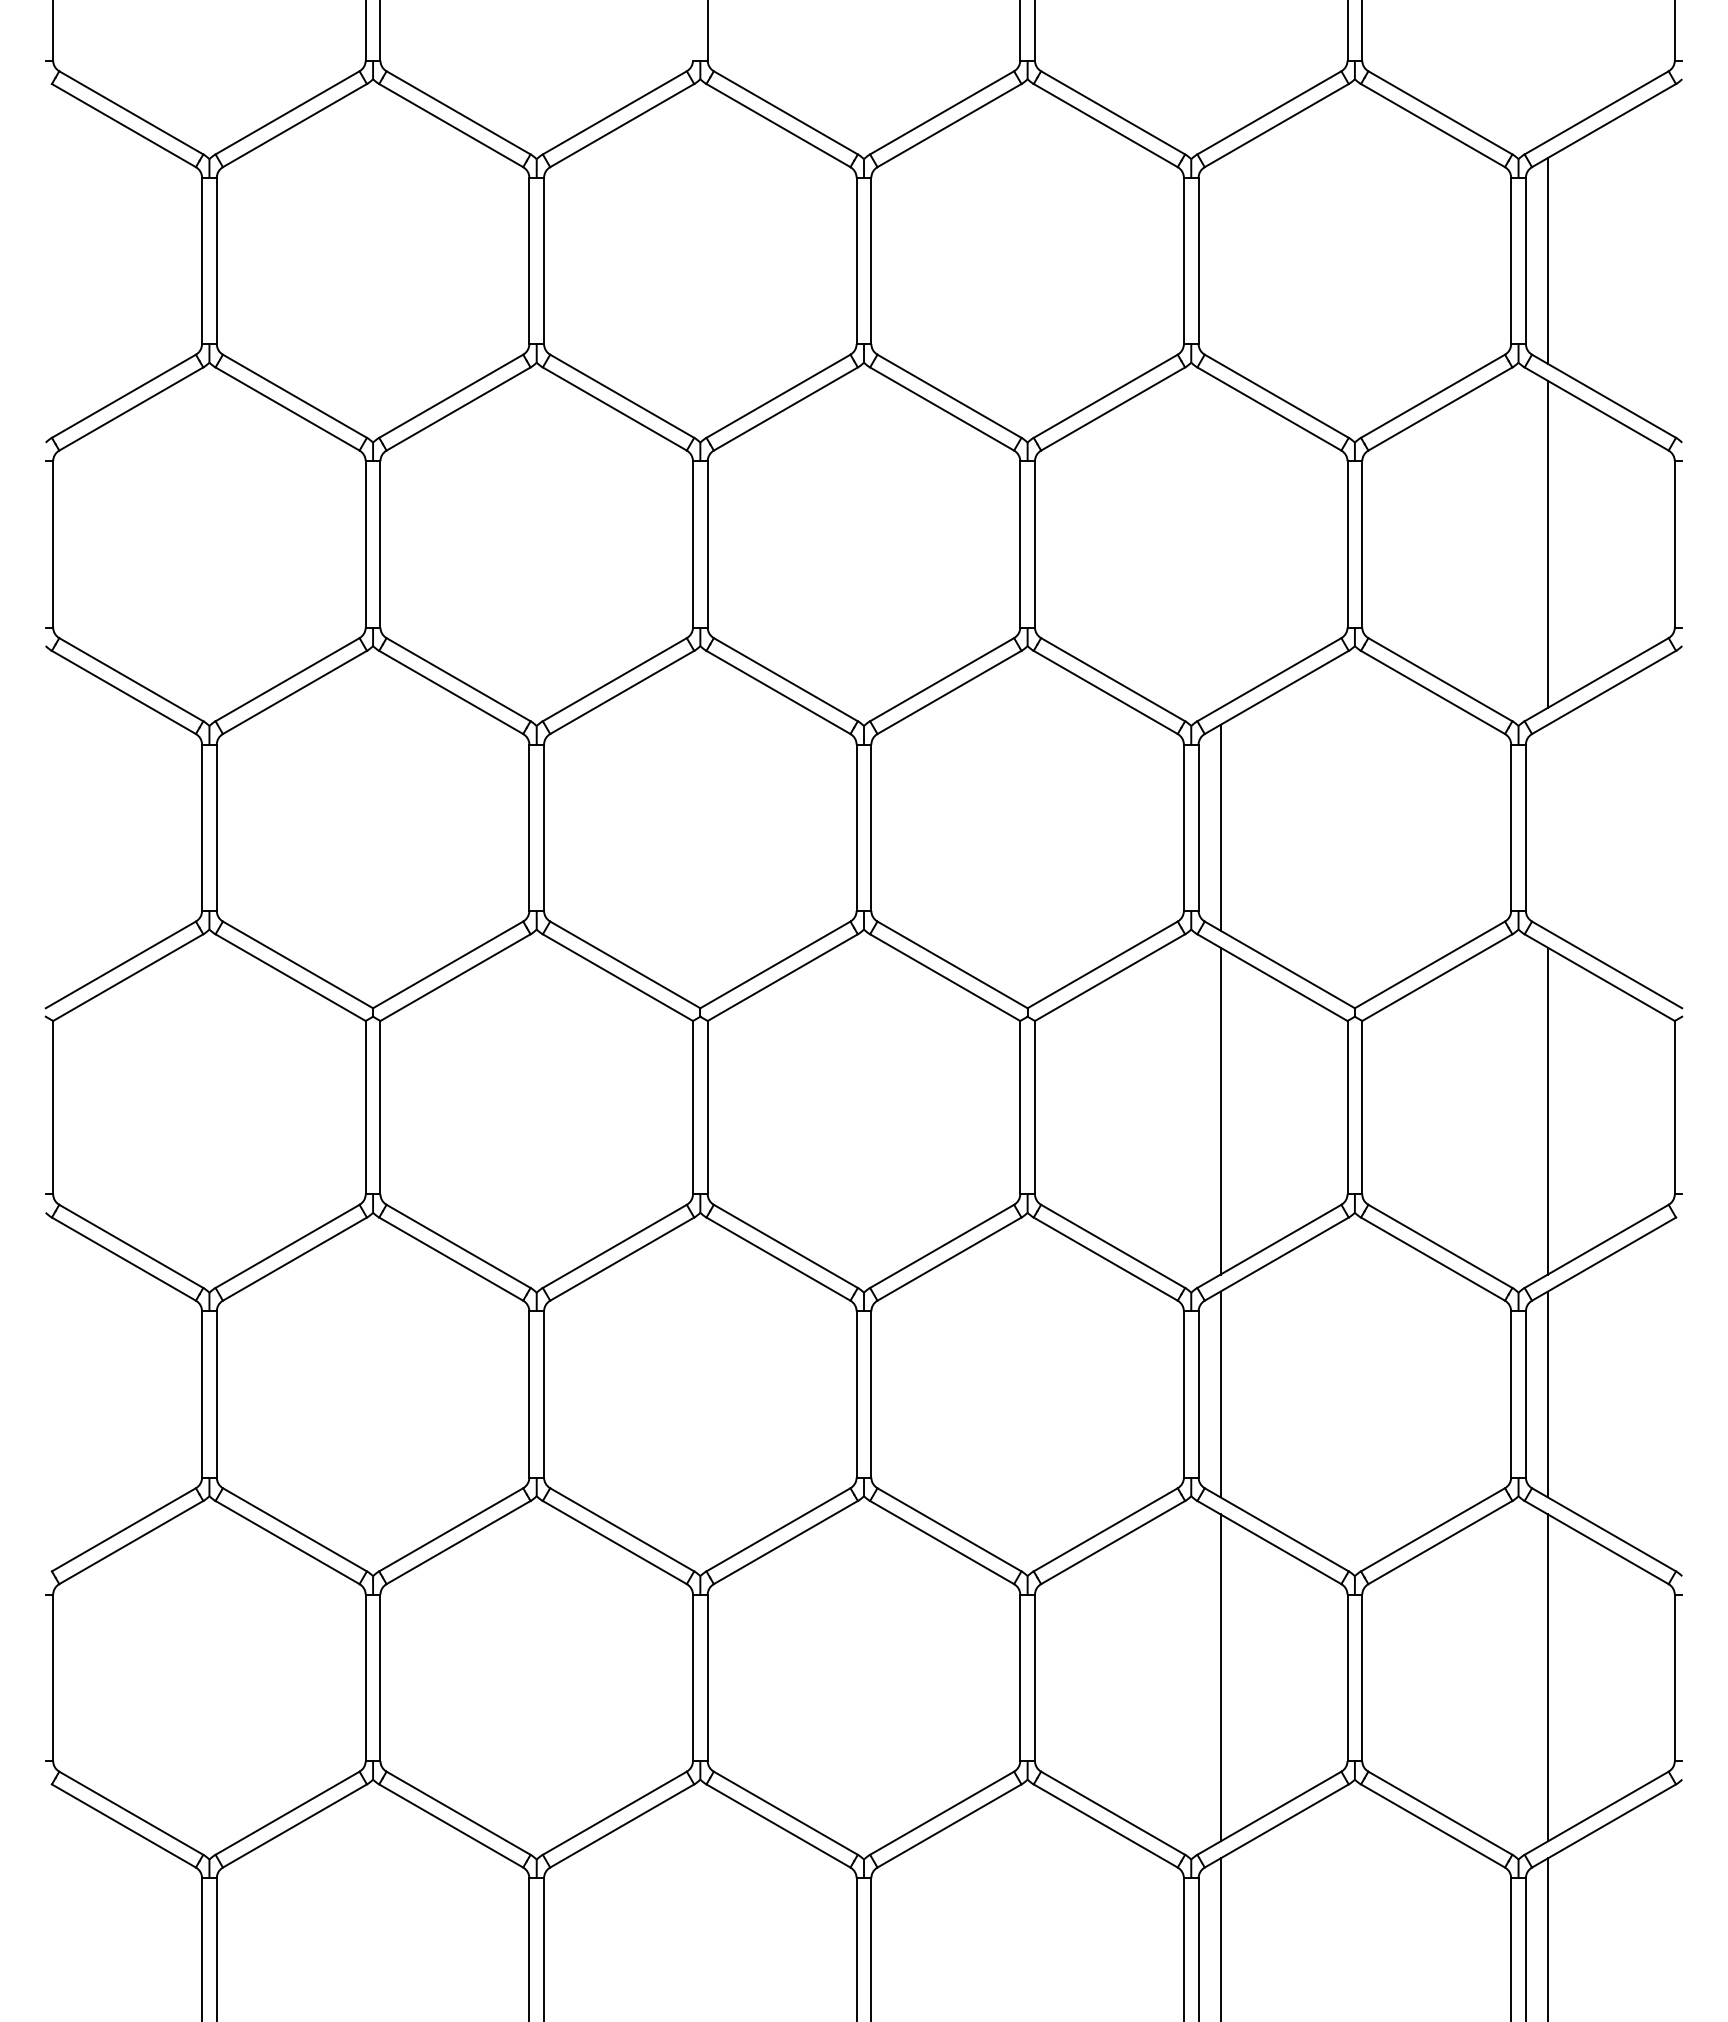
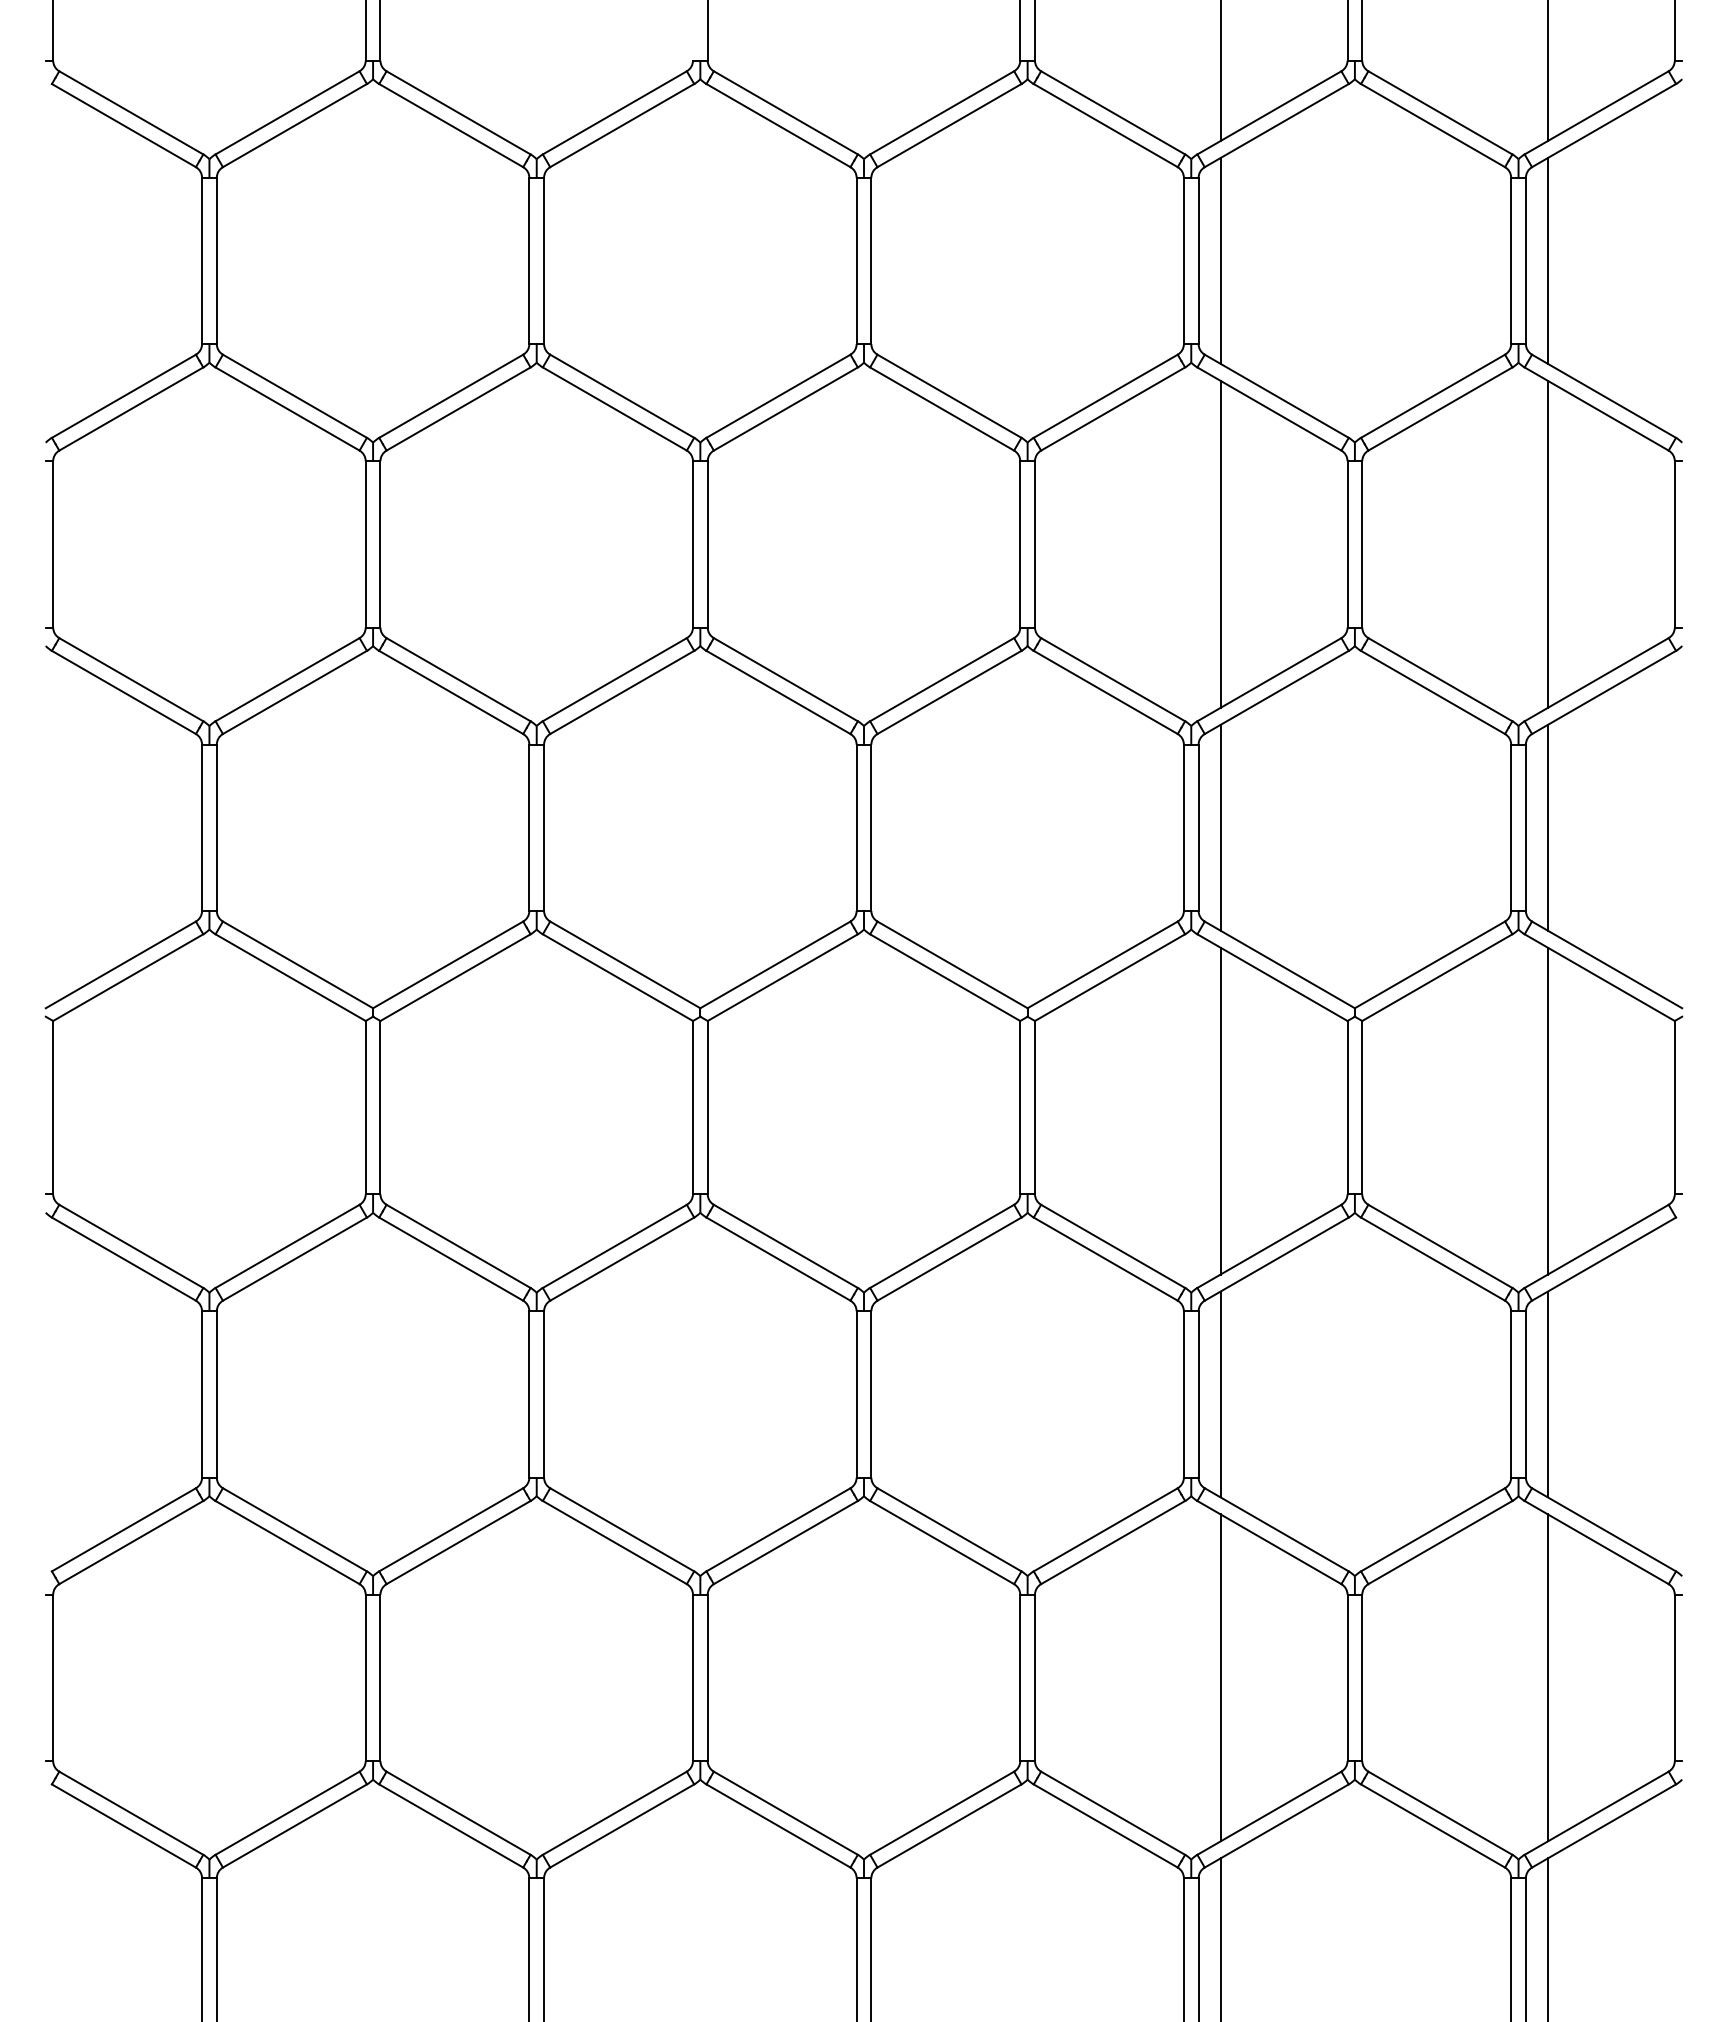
line: none -> present (1220, 71)
line: none -> present (1547, 71)
line: none -> present (1220, 260)
line: none -> present (1220, 543)
line: none -> present (1547, 827)
